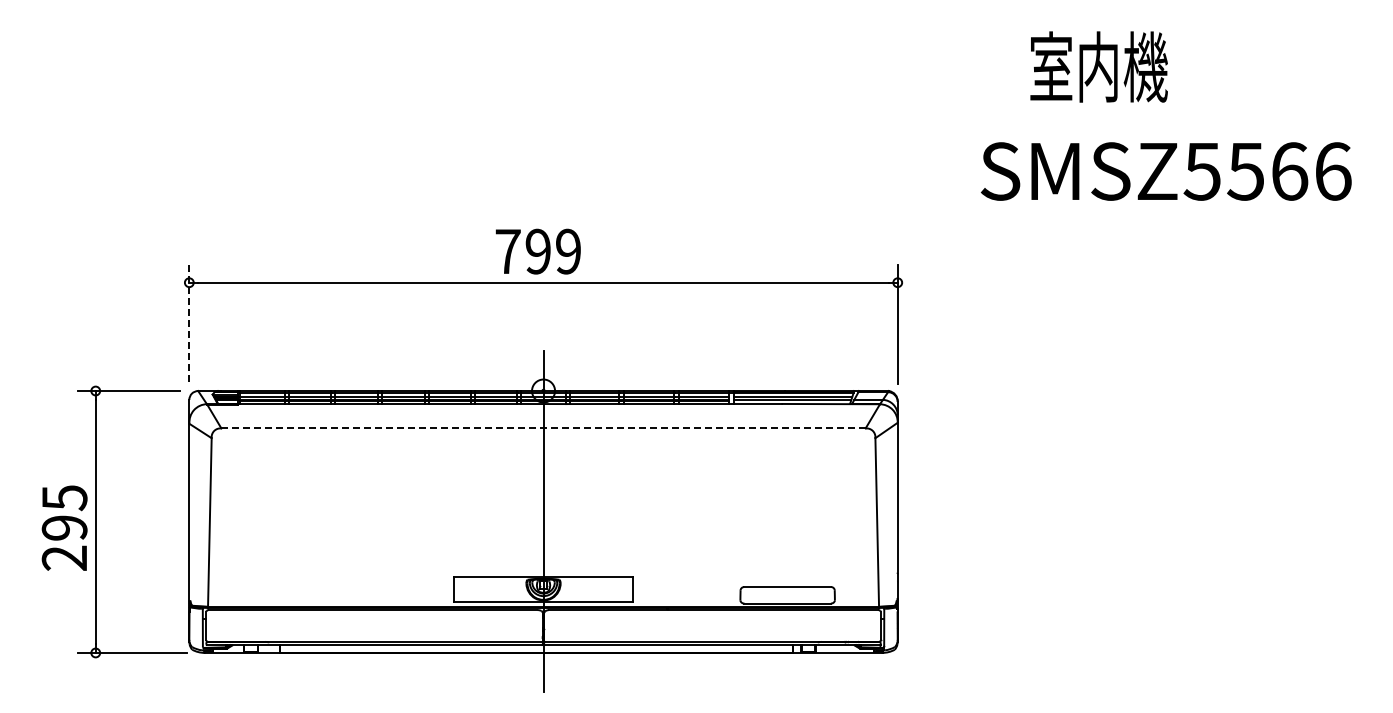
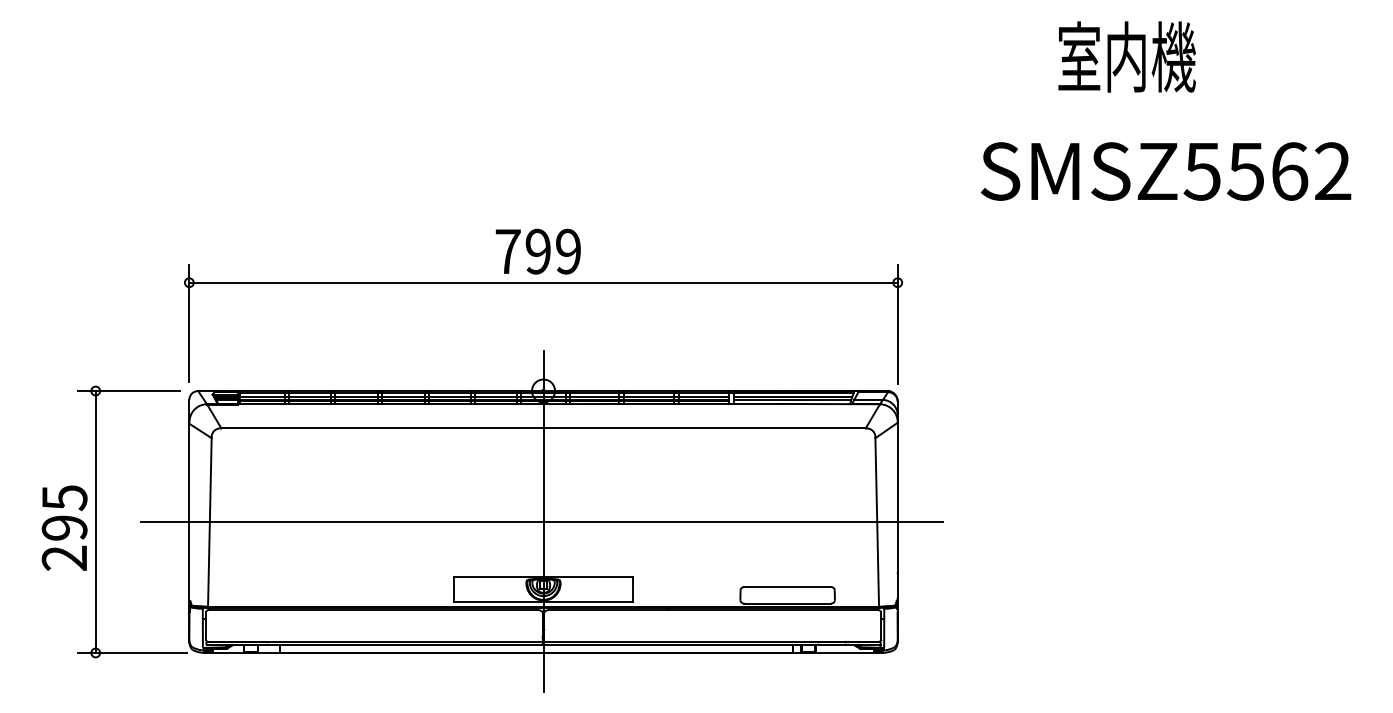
text position: (1098, 66) -> (1126, 56) (1126, 56)
text: SMSZ5566 -> SMSZ5562 (1333, 171)
line: dashed -> solid (189, 323)
line: dashed -> solid (543, 428)
line: none -> present (541, 521)
